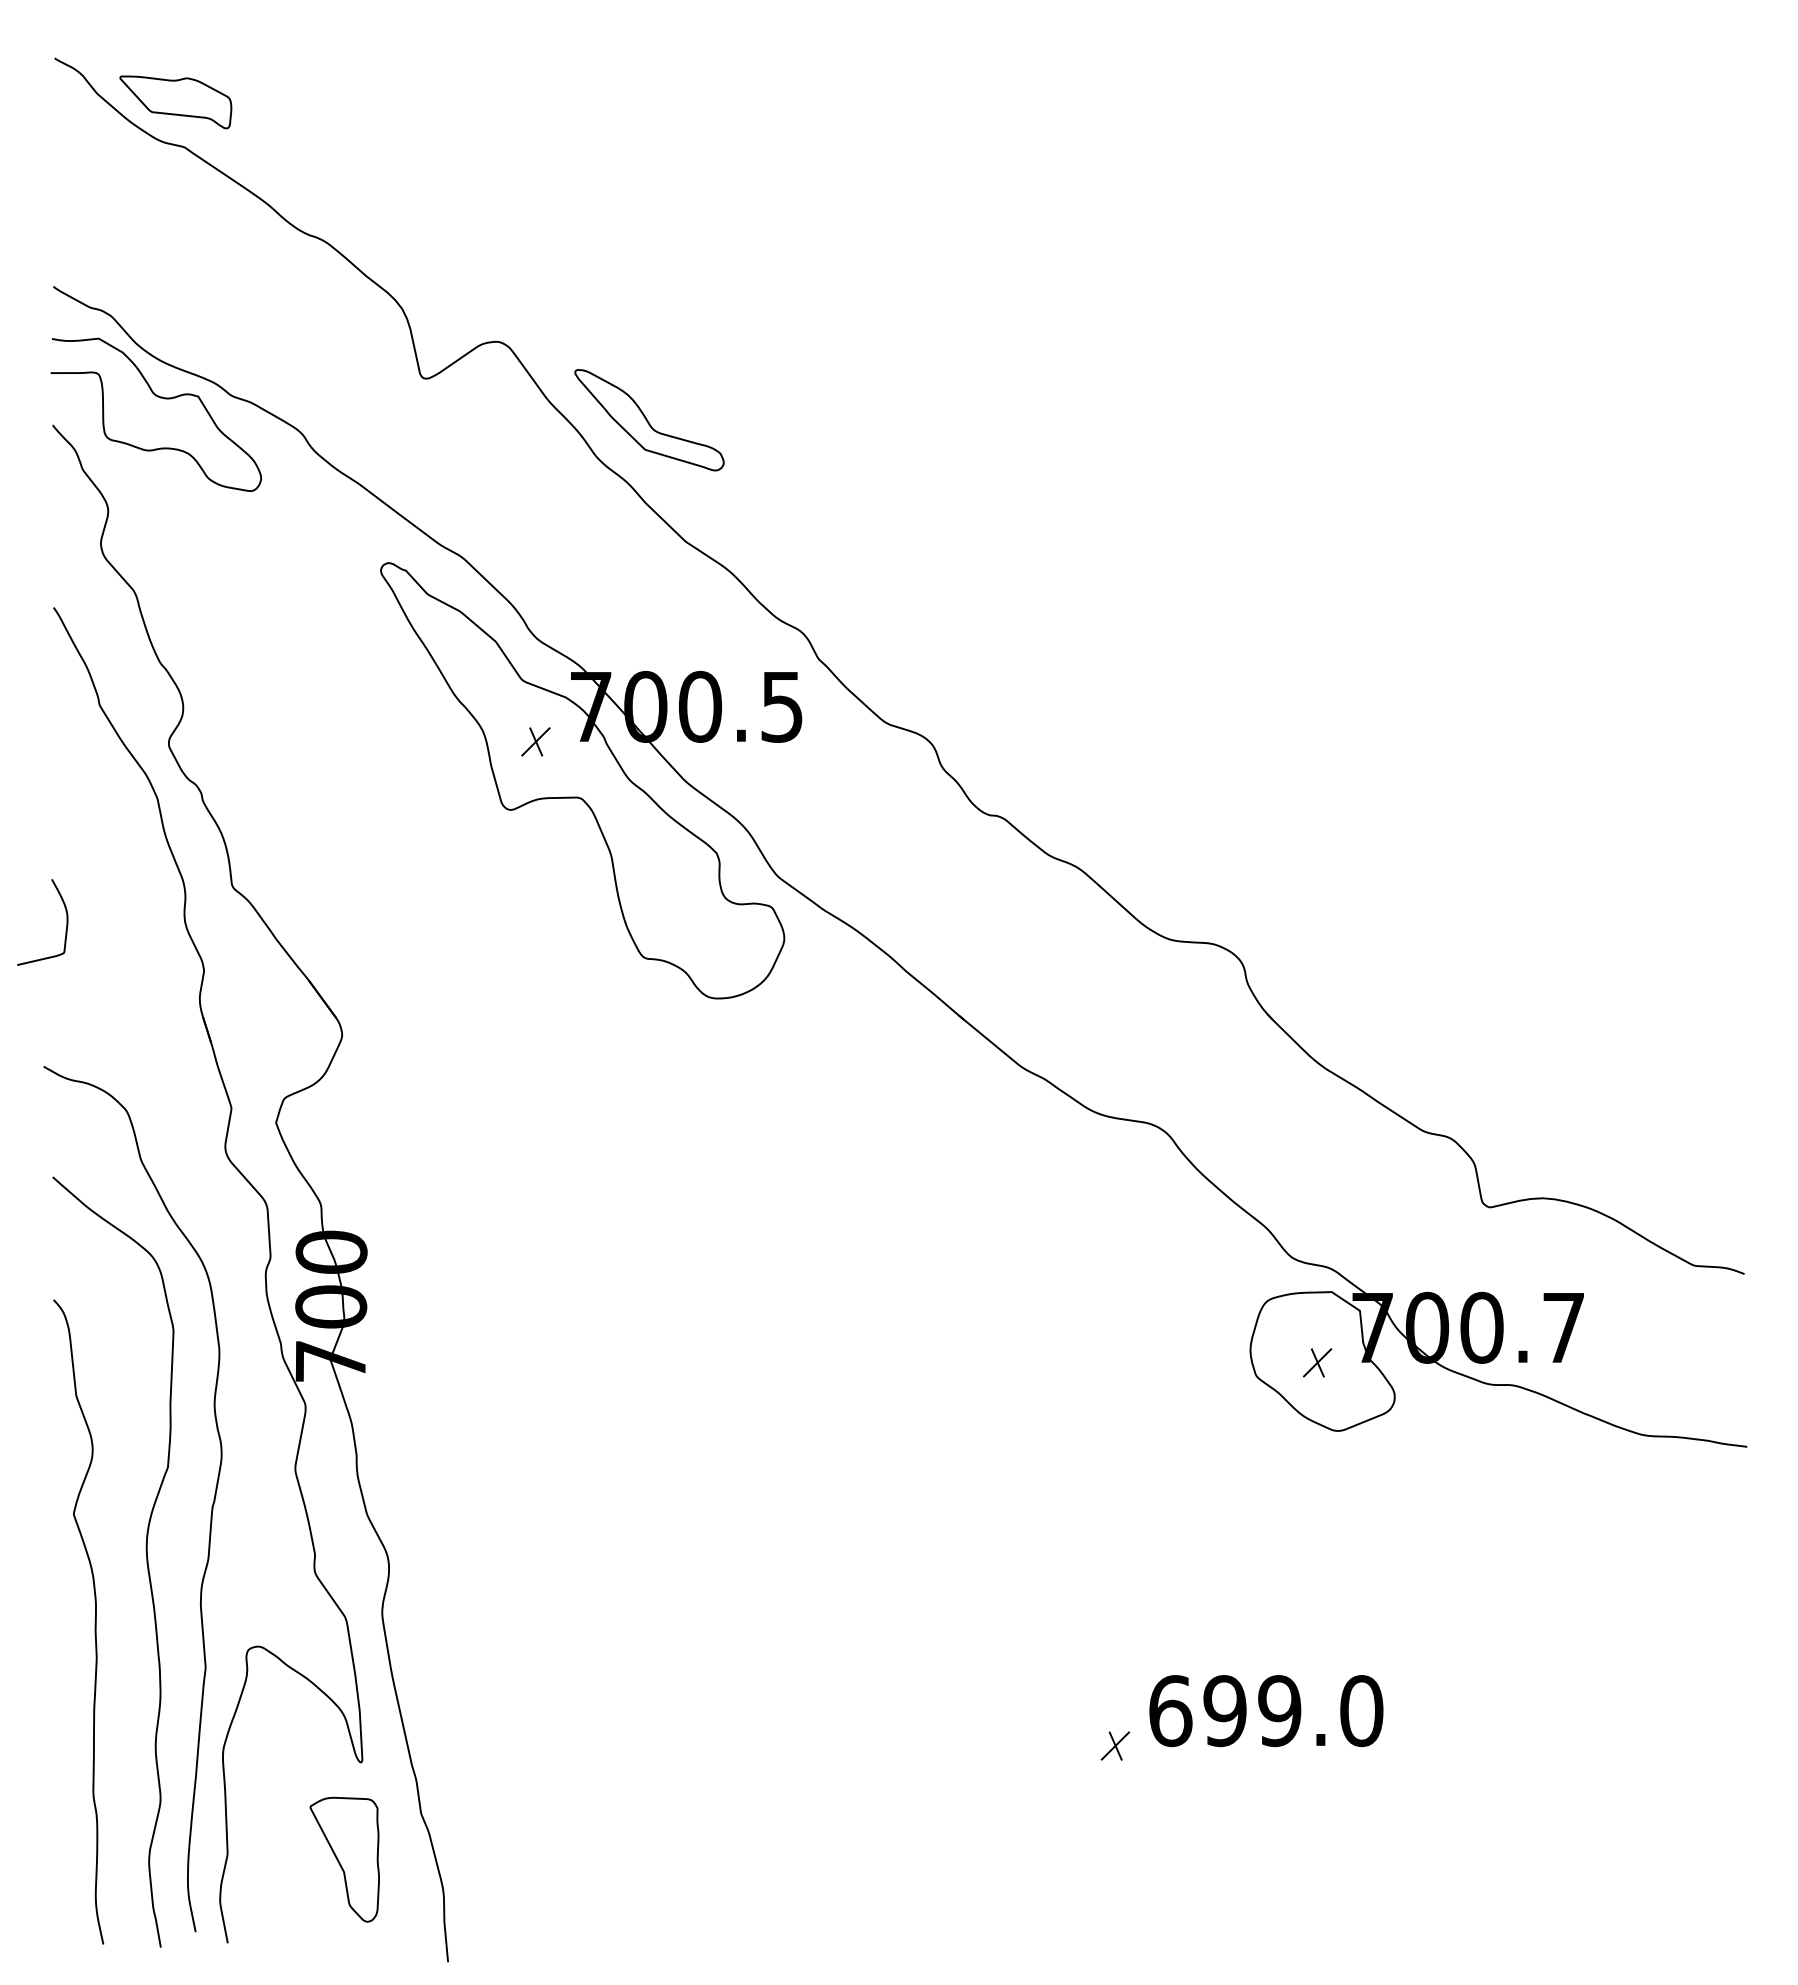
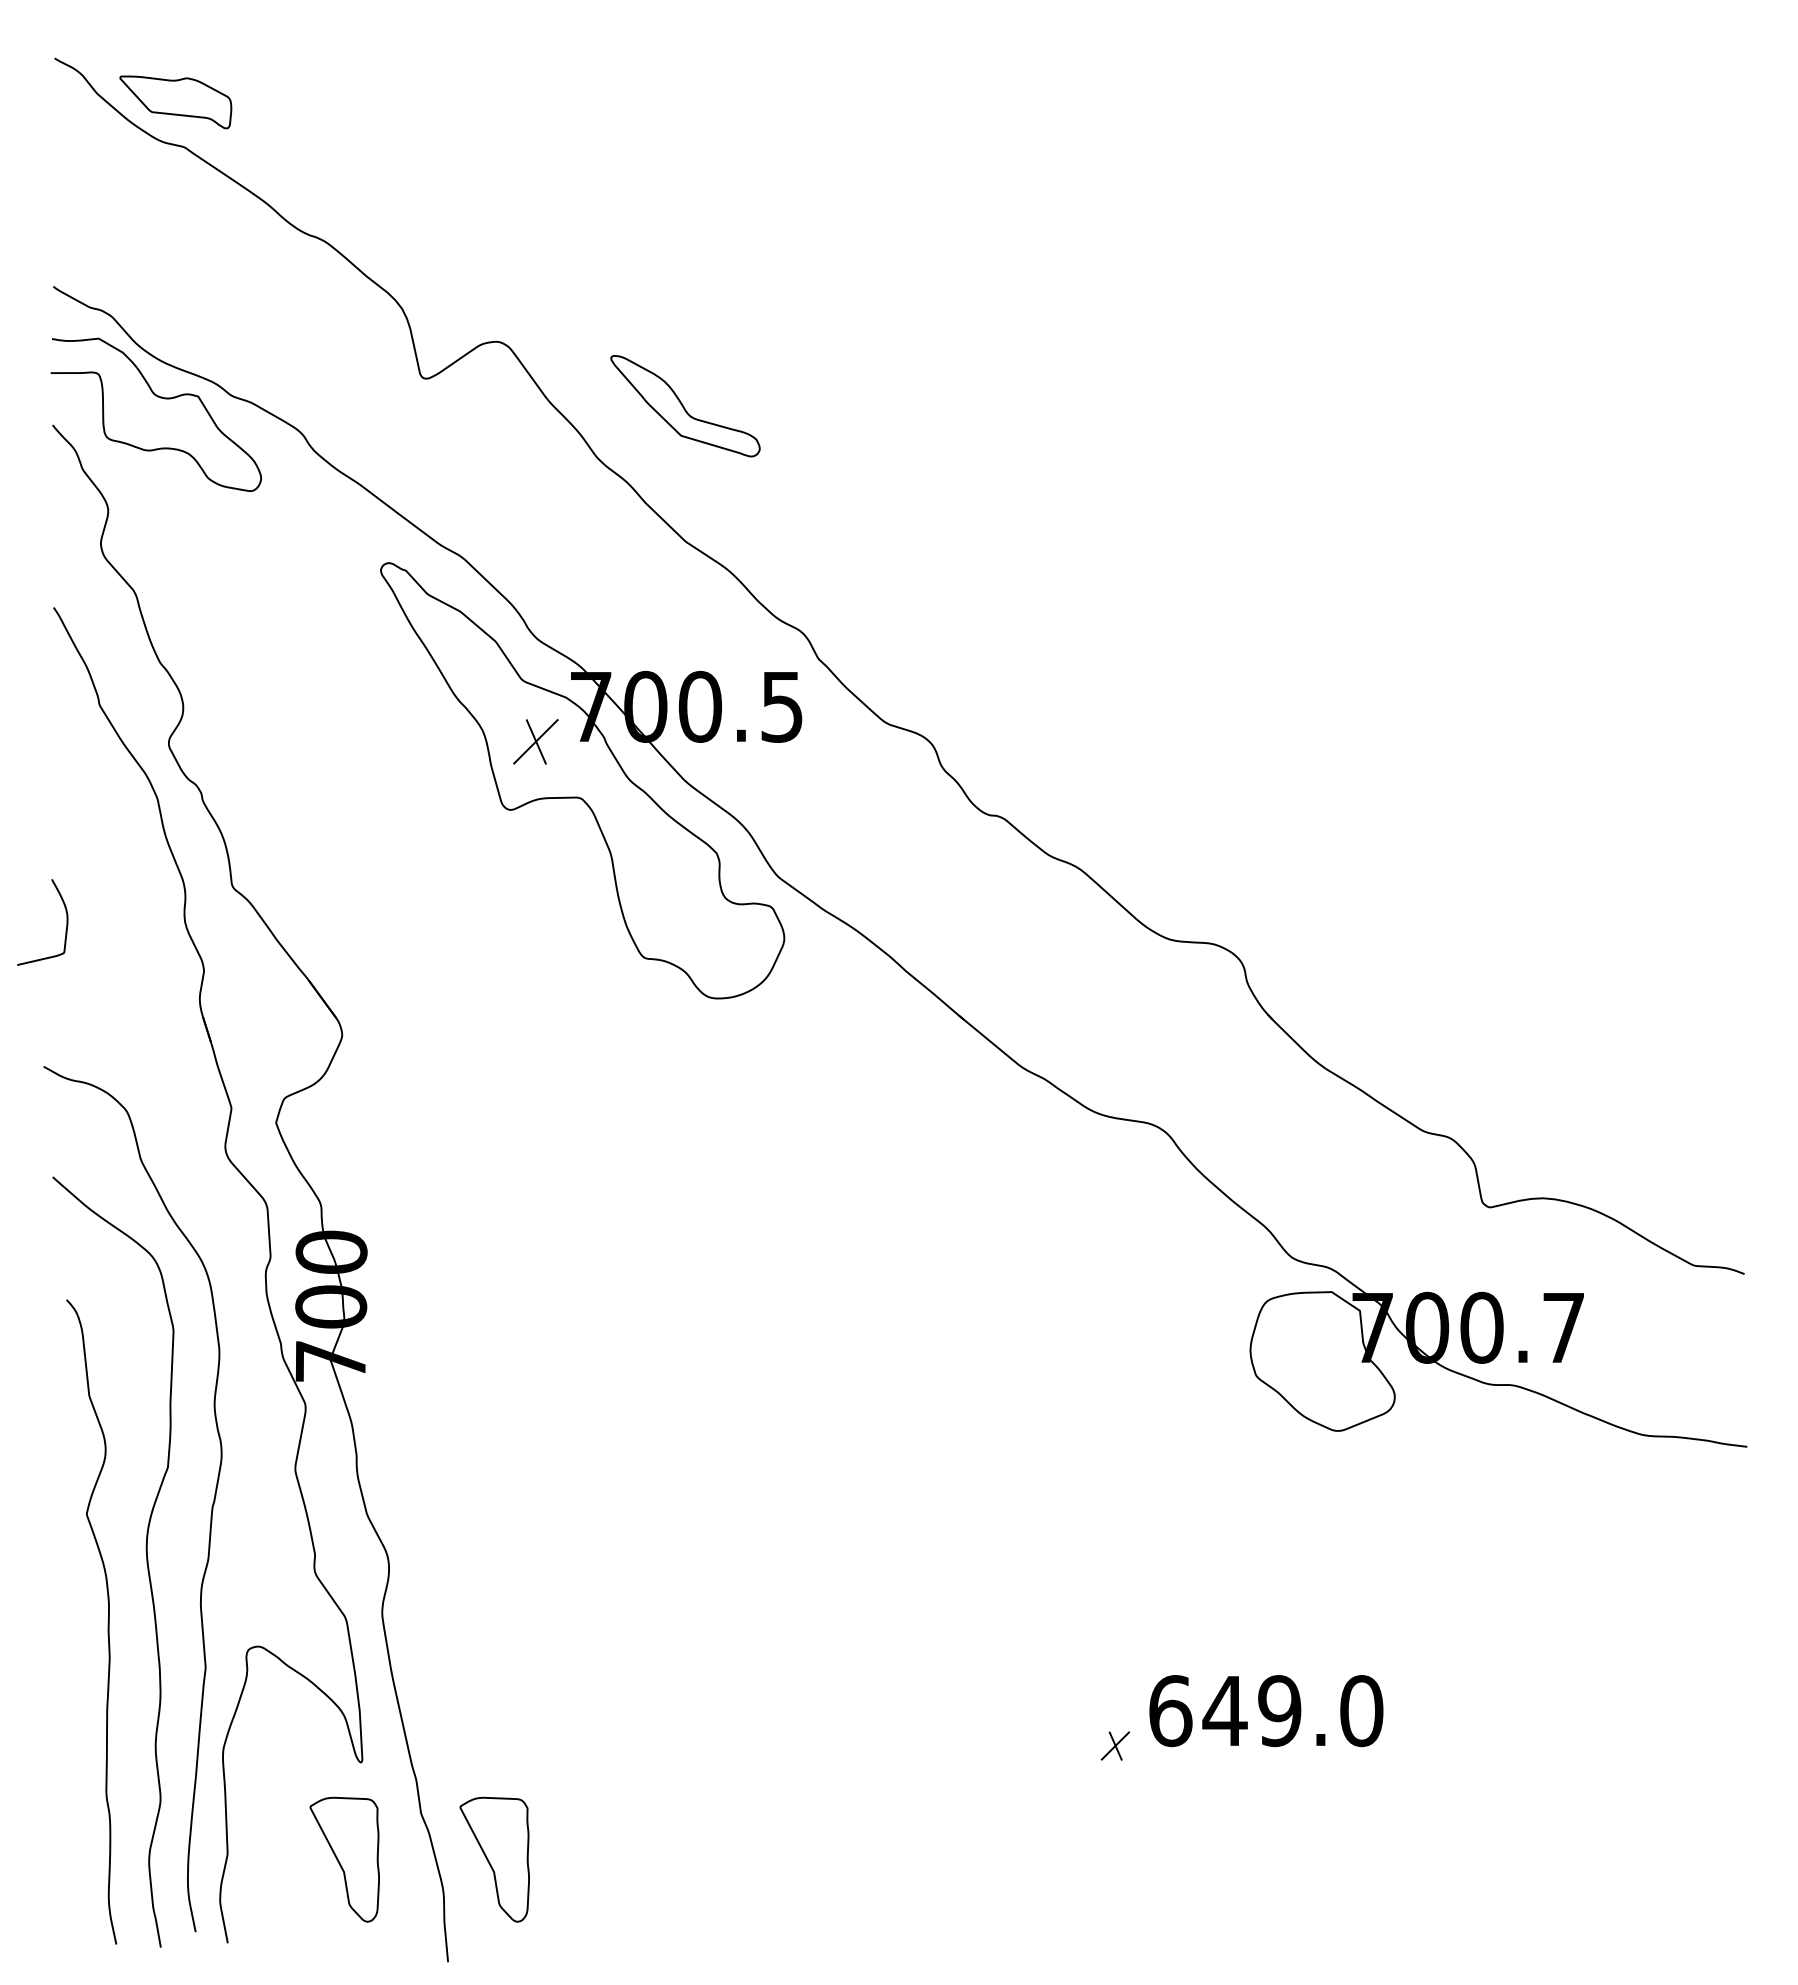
part position: (649, 420) -> (685, 406) (685, 406)
part size: 30x30 px -> 46x46 px (535, 741)
part: present -> none (1317, 1362)
curve position: (94, 1621) -> (107, 1621) (107, 1621)
text: 699.0 -> 649.0 (1224, 1711)
part: none -> present (494, 1859)
